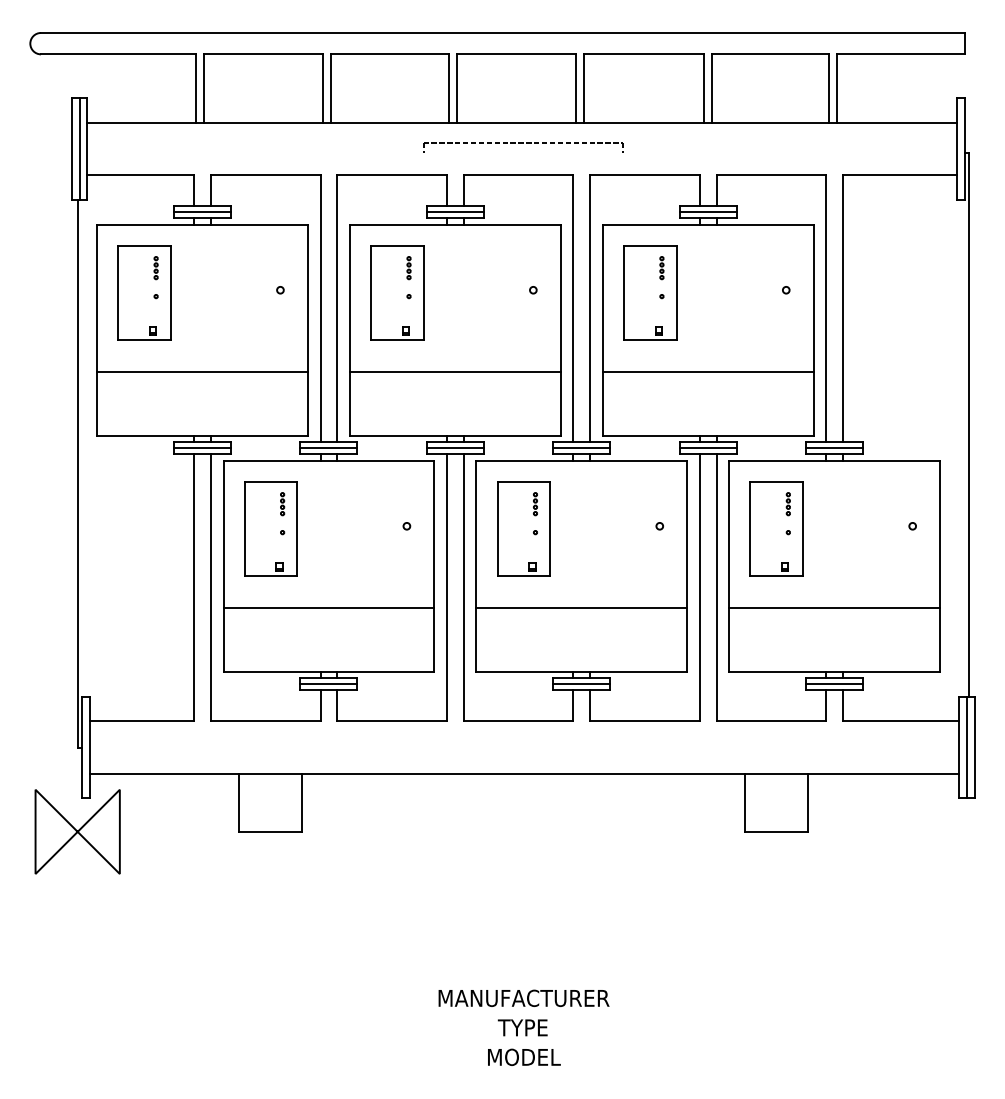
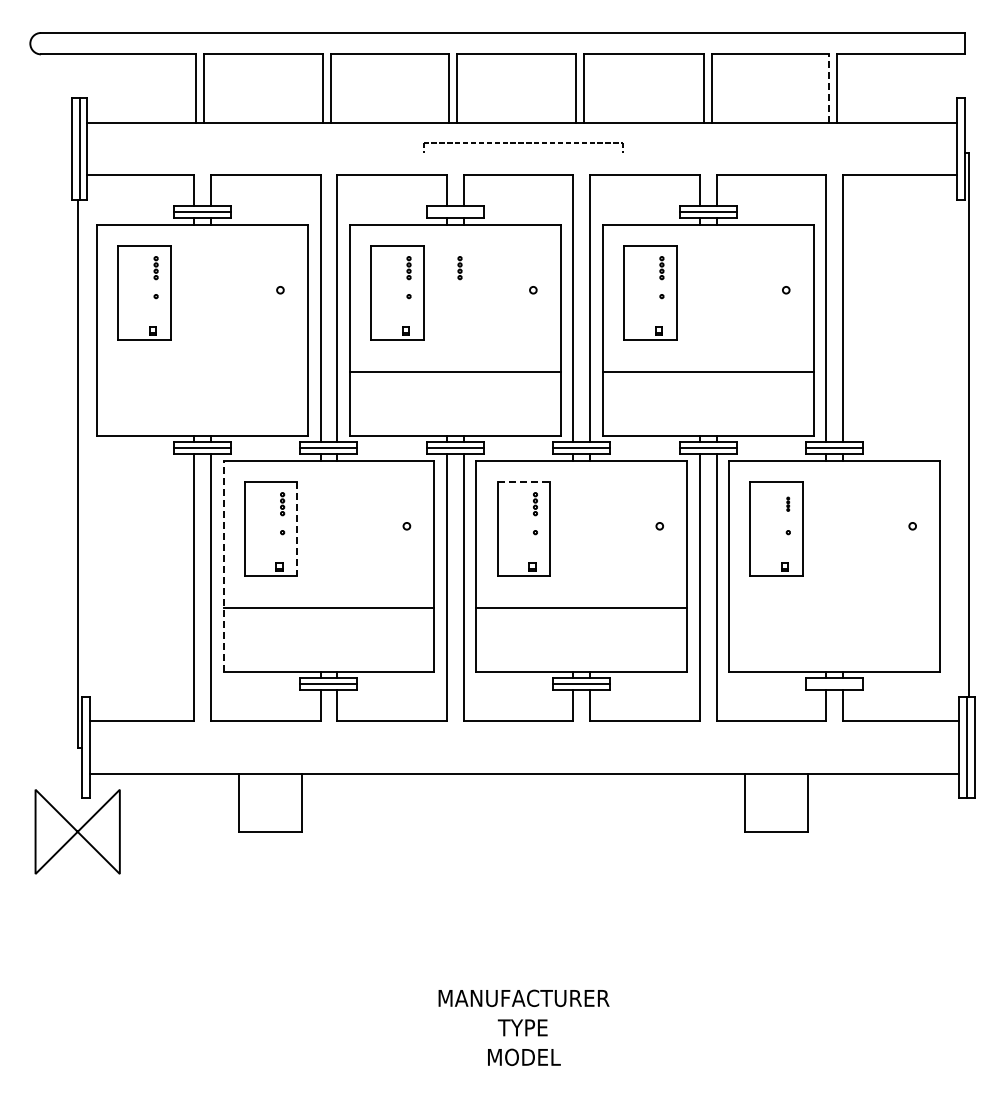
line: solid -> dashed (828, 88)
line: present -> none (454, 212)
part: none -> present (459, 268)
line: present -> none (202, 372)
line: solid -> dashed (524, 482)
part size: 6x25 px -> 5x16 px (788, 503)
line: solid -> dashed (297, 528)
line: solid -> dashed (223, 565)
line: present -> none (834, 608)
line: present -> none (834, 684)
